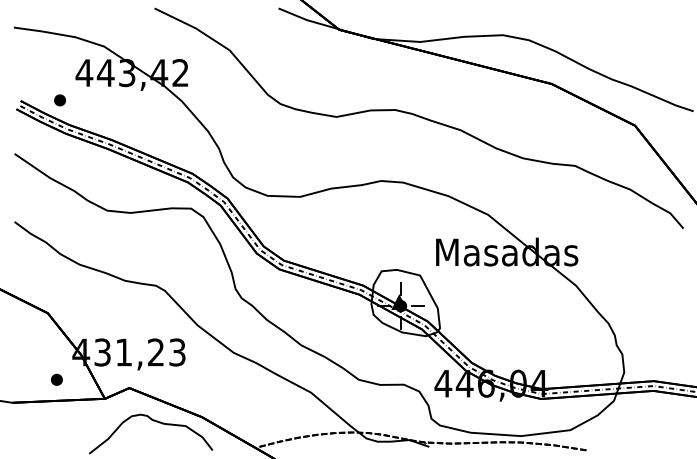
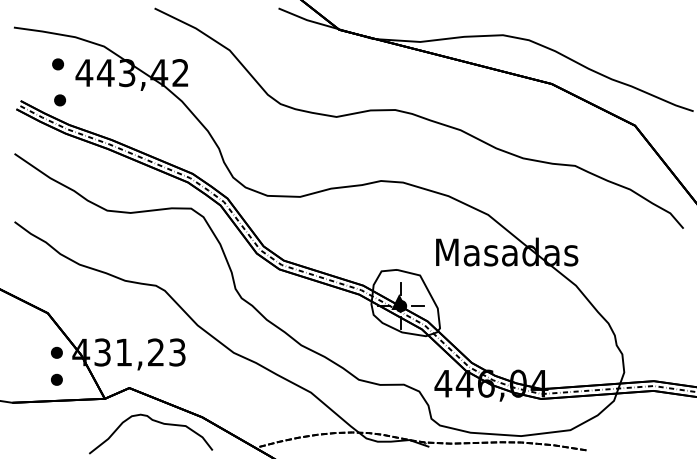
part: none -> present (57, 64)
part: none -> present (56, 352)
